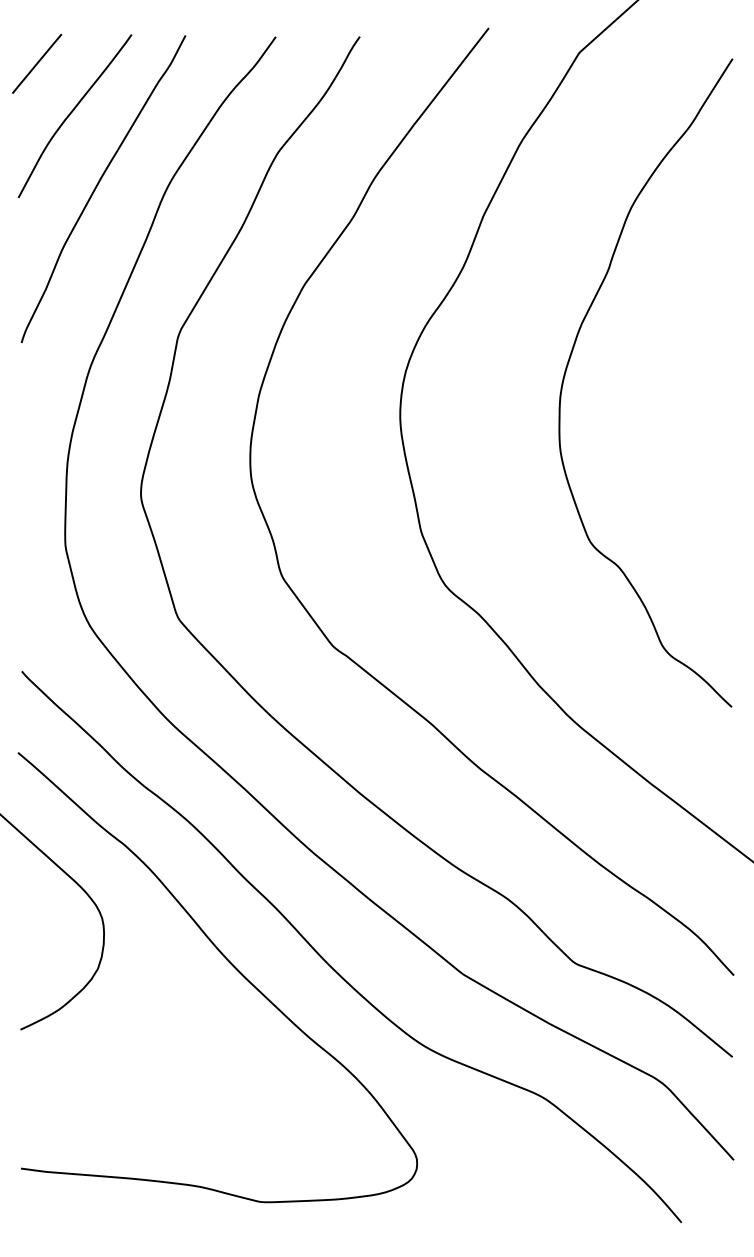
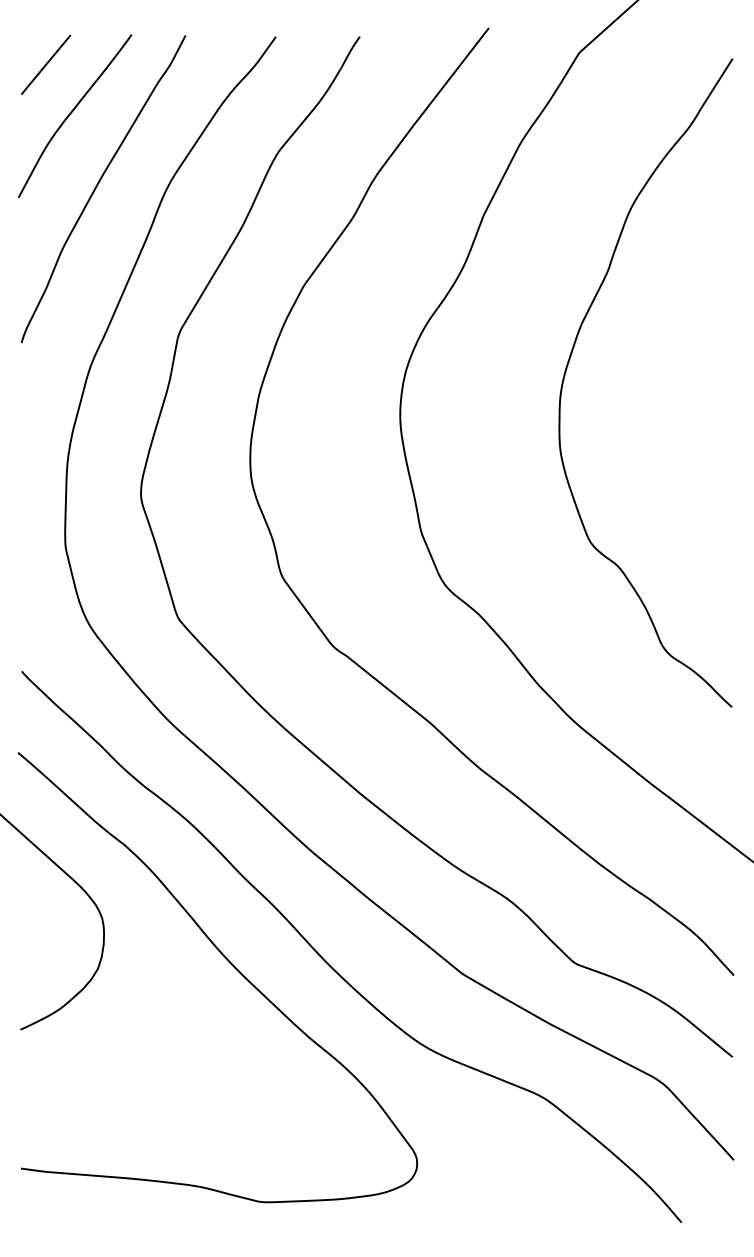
line position: (37, 63) -> (46, 64) (46, 64)
